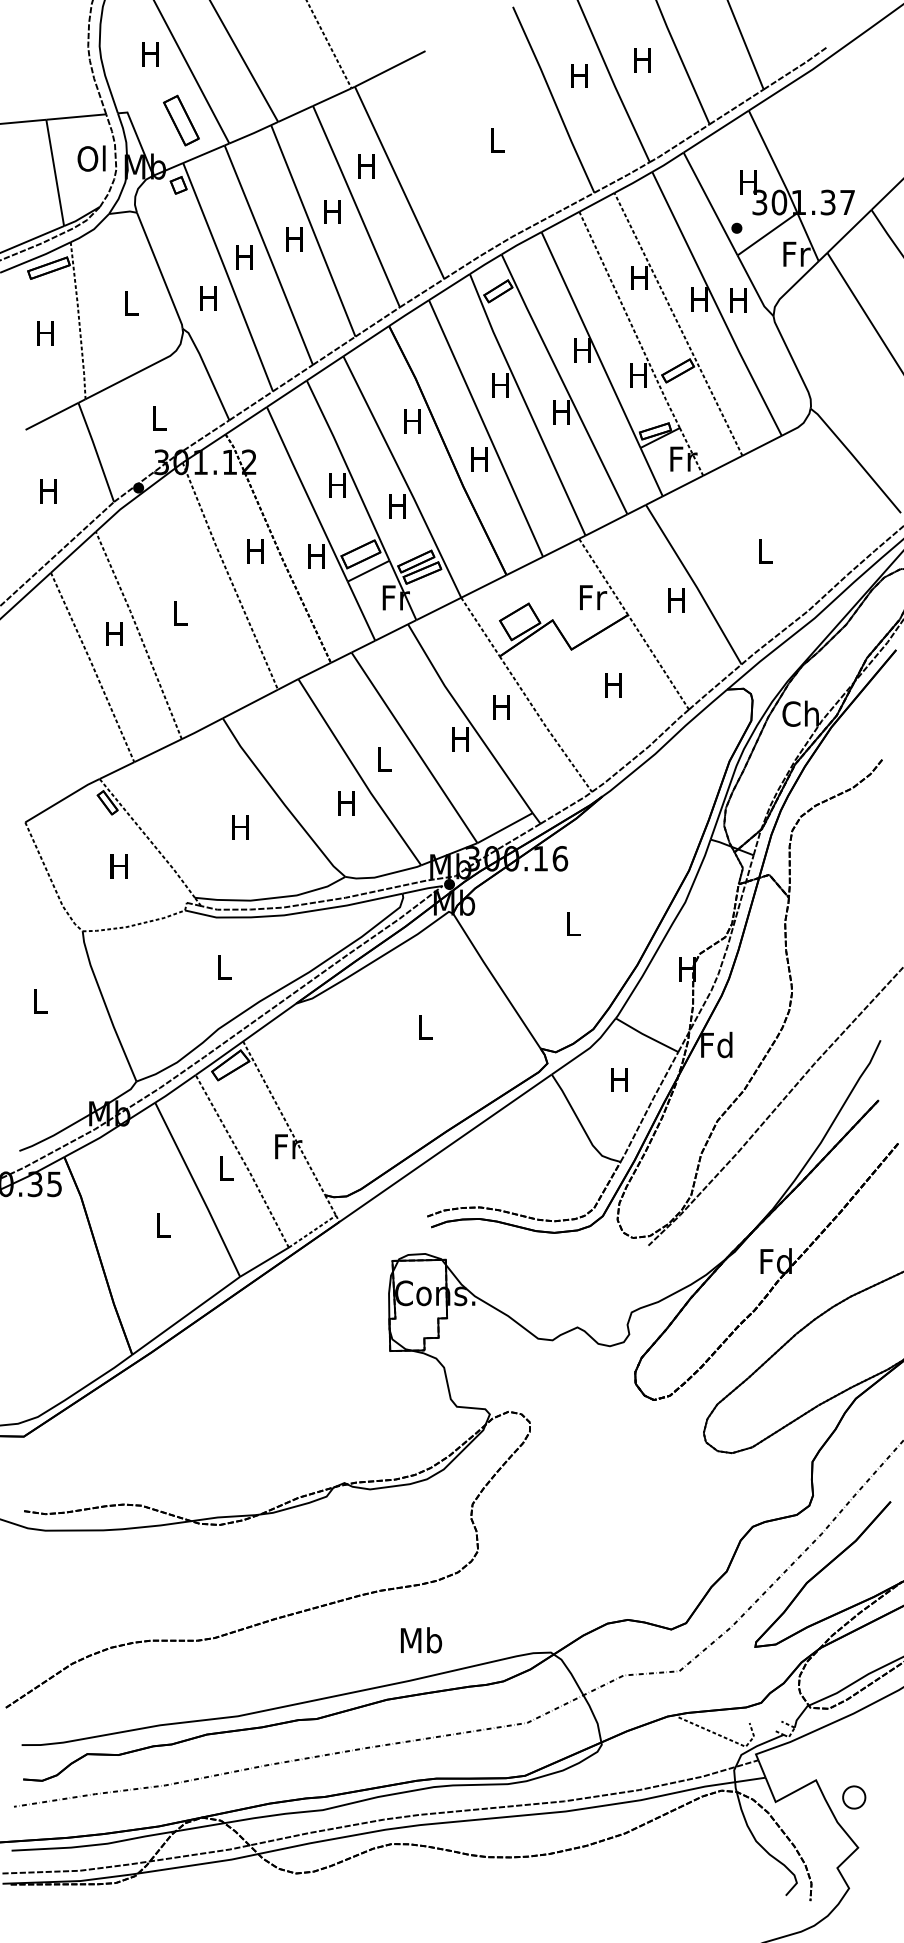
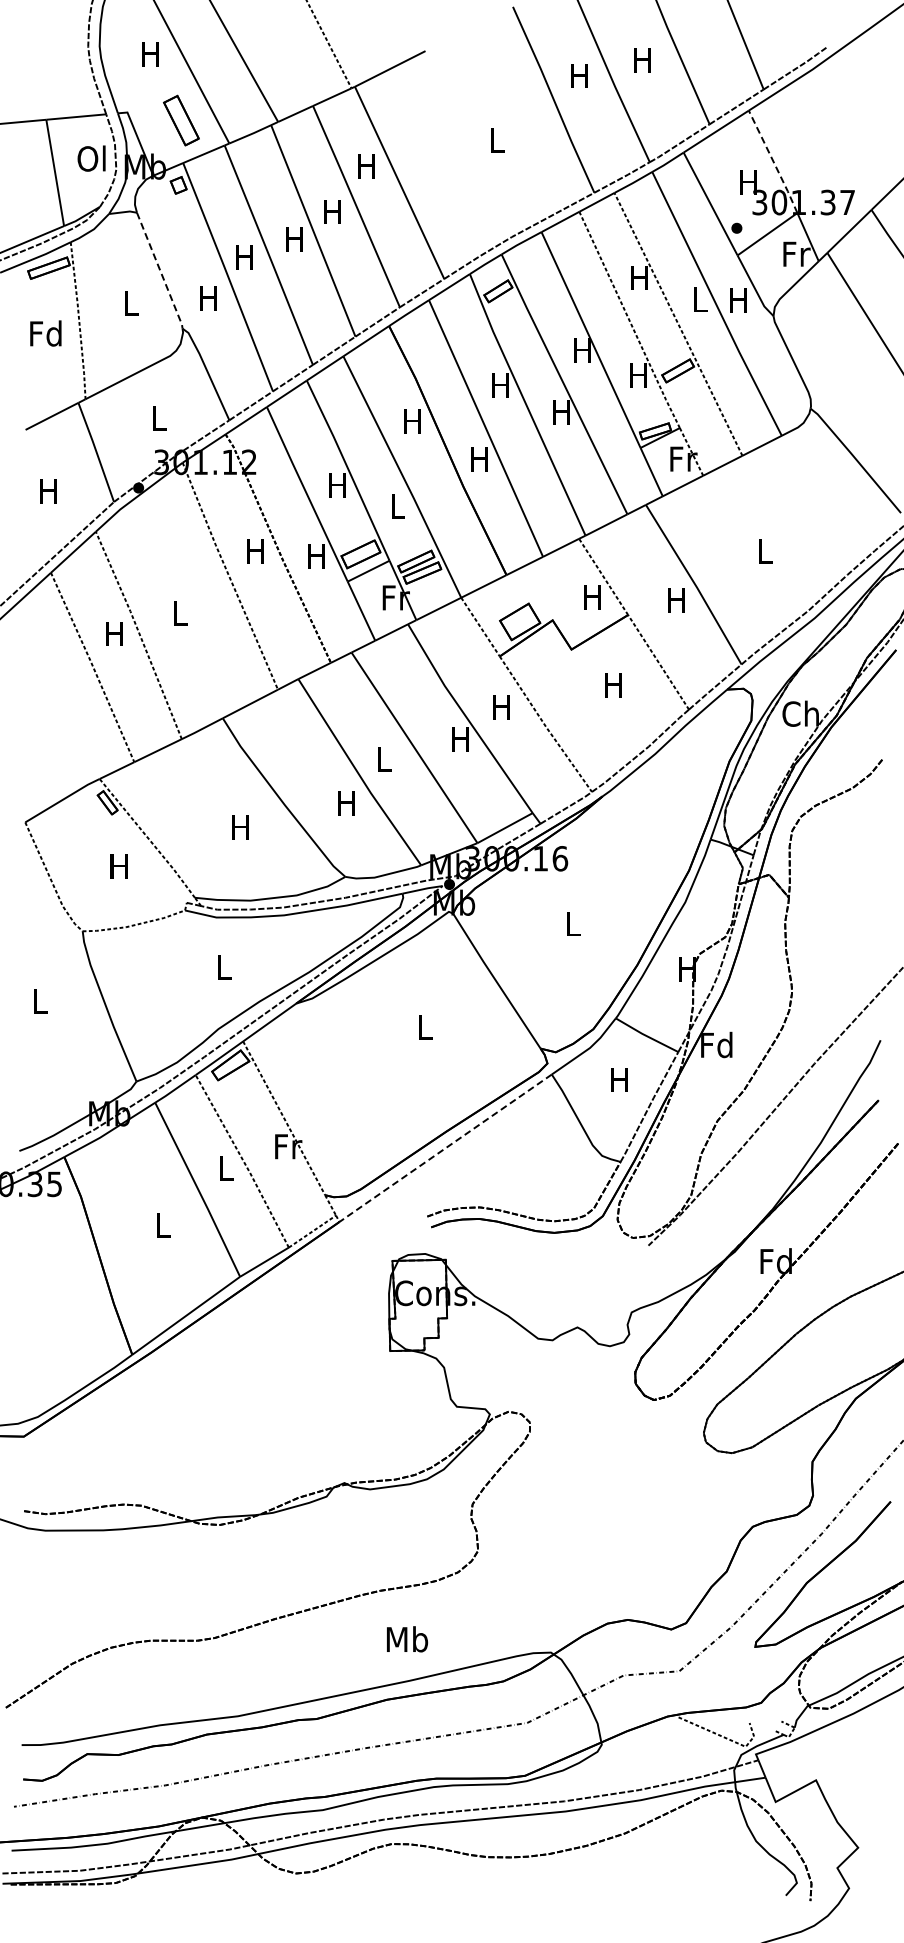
line: solid -> dashed (773, 161)
line: solid -> dashed (160, 271)
text: H -> L (699, 299)
text: H -> Fd (45, 333)
text: H -> L (397, 506)
text: Fr -> H (593, 597)
line: solid -> dashed (445, 1148)
text position: (421, 1640) -> (407, 1639) (407, 1639)
part: present -> none (854, 1797)
